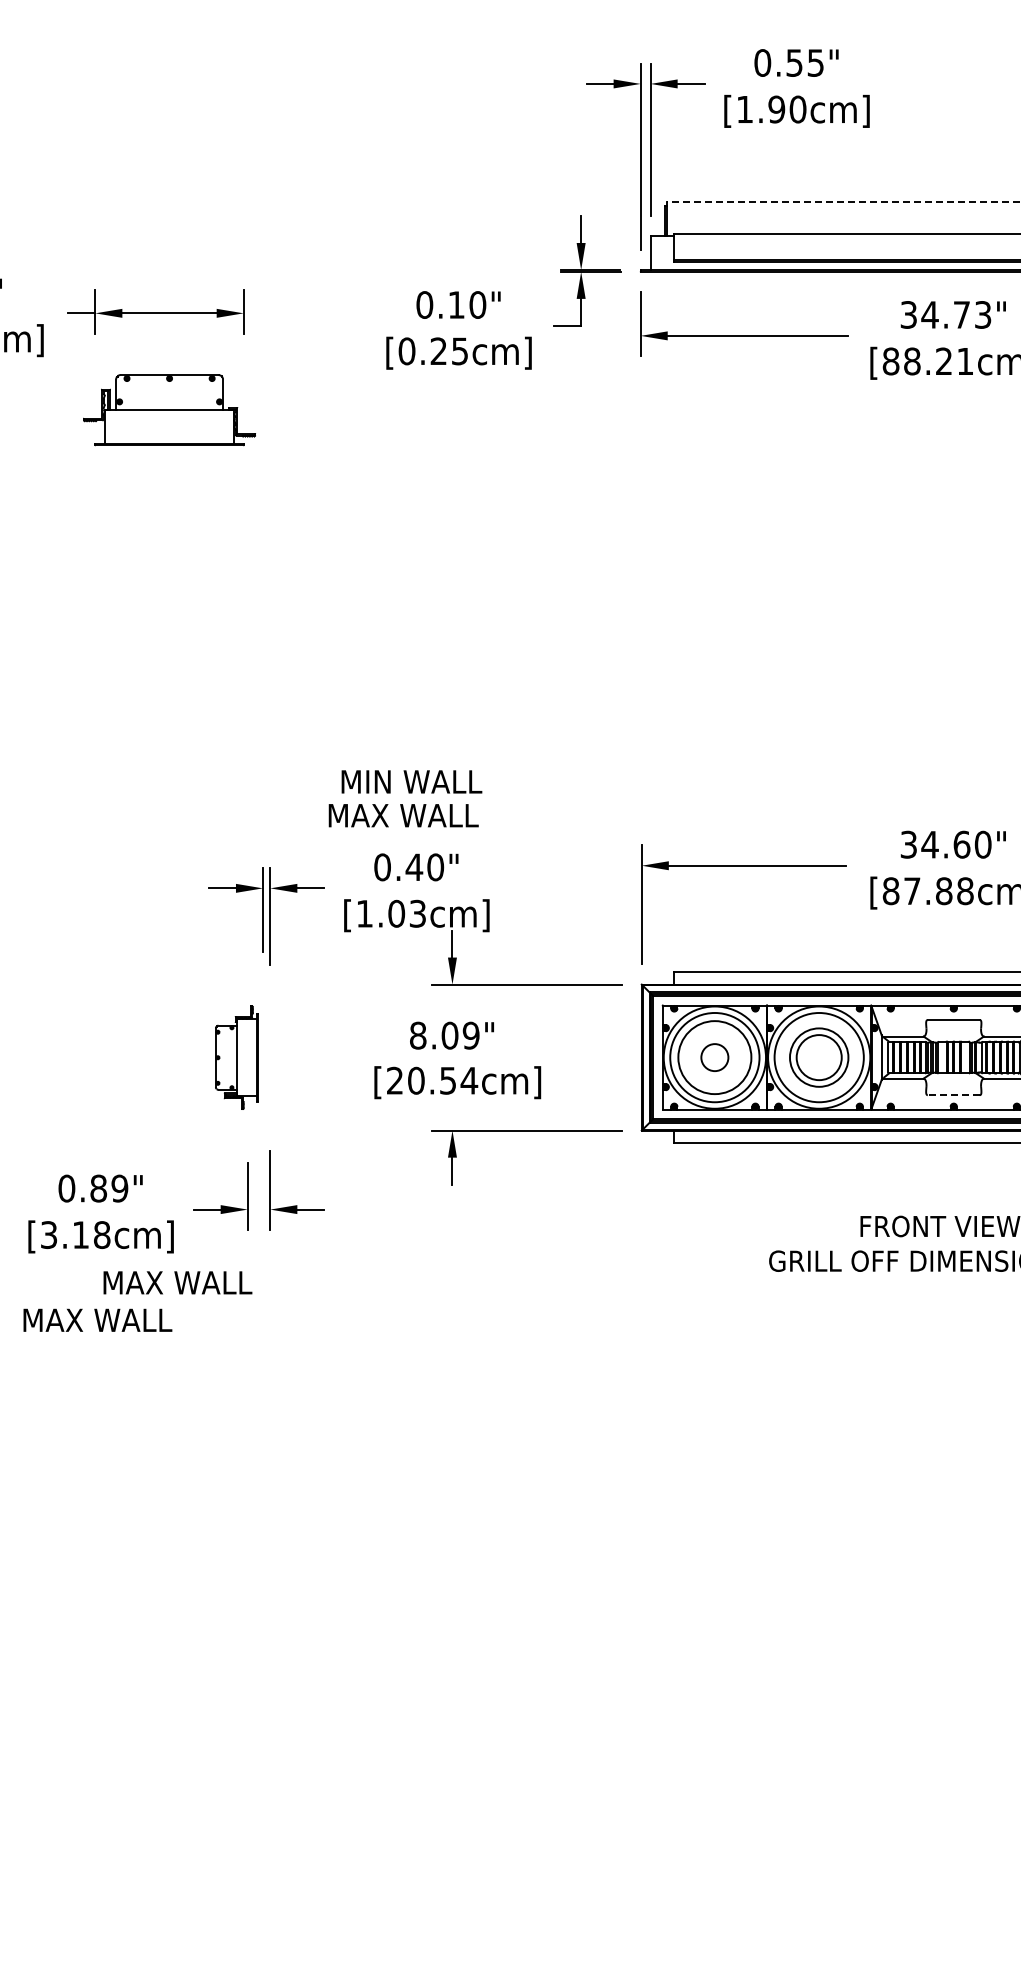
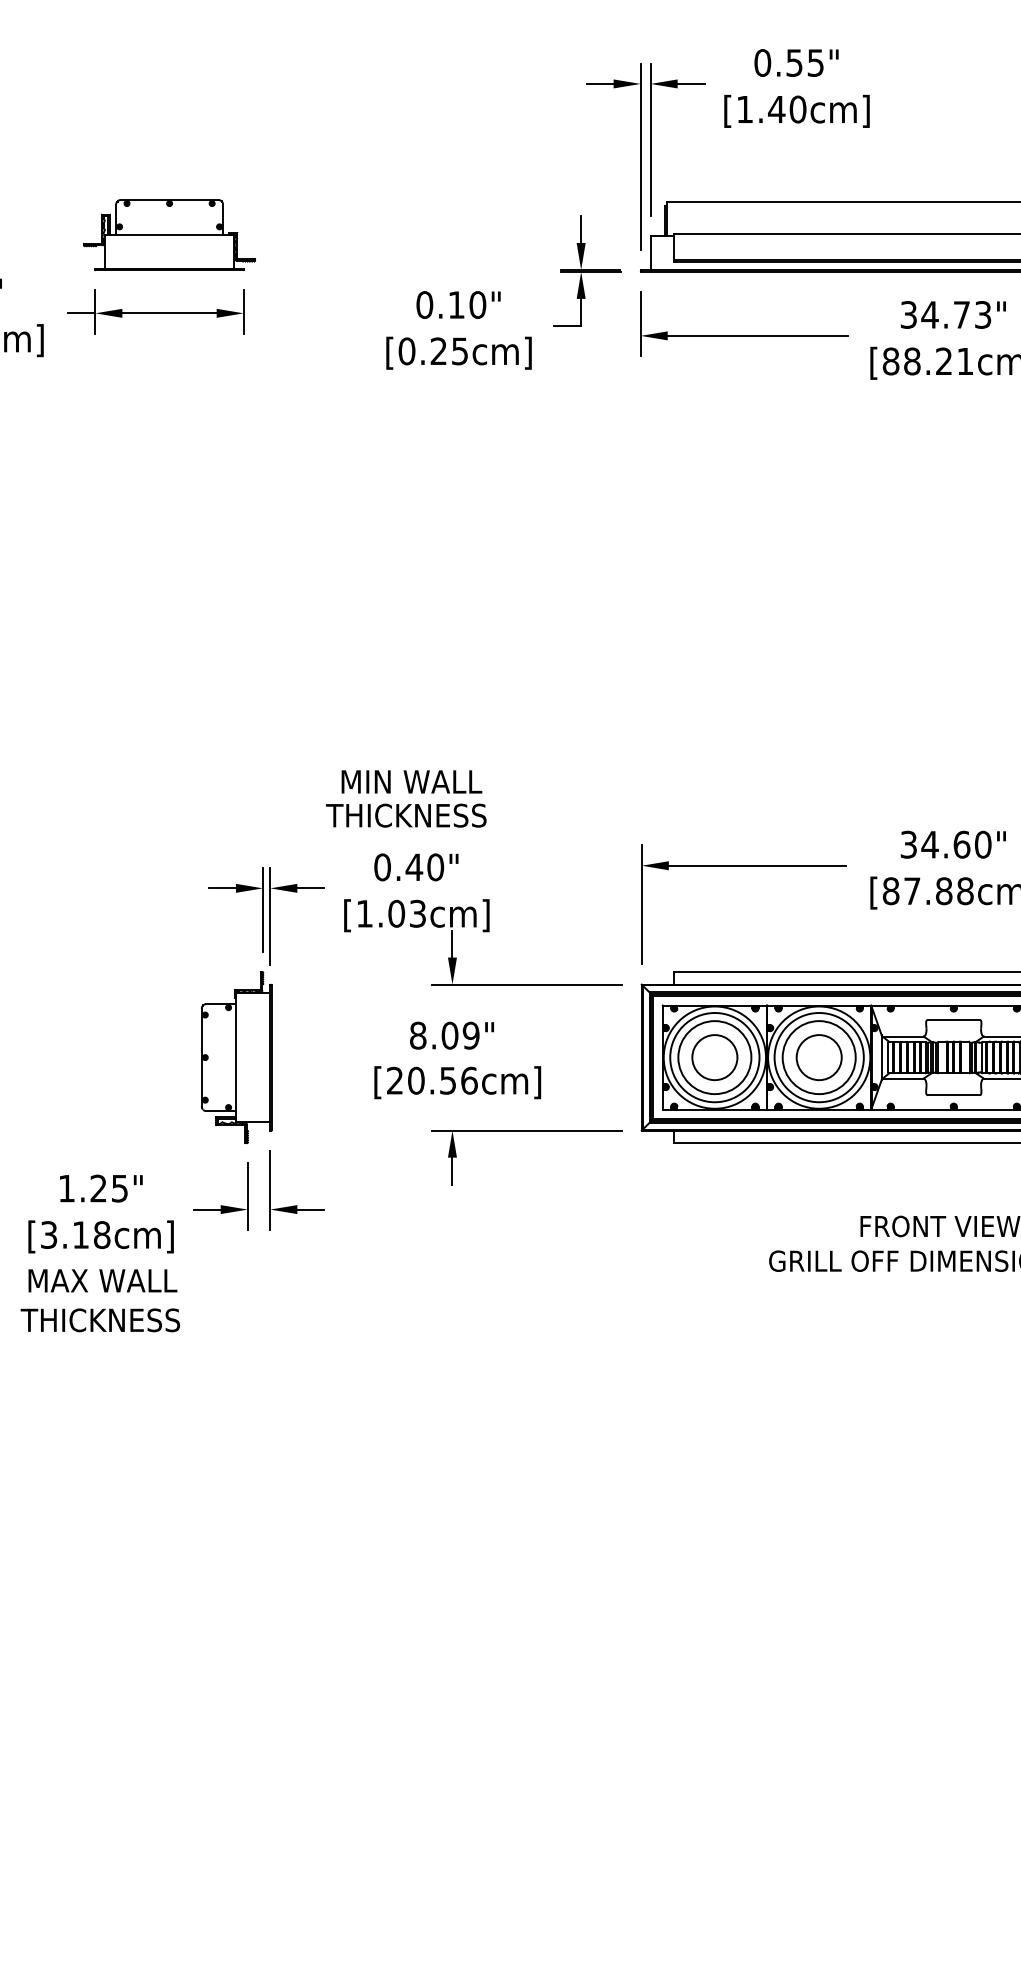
text: [1.90cm] -> [1.40cm] (776, 109)
line: dashed -> solid (843, 201)
part position: (169, 410) -> (169, 235) (169, 235)
text: MAX WALL -> THICKNESS (406, 815)
part size: 44x105 px -> 72x174 px (236, 1057)
circle diameter: 27 px -> 45 px (714, 1057)
circle diameter: 58 px -> 73 px (818, 1057)
text: [20.54cm] -> [20.56cm] (469, 1080)
line: dashed -> solid (953, 1095)
text: 0.89" -> 1.25" (93, 1188)
text position: (177, 1282) -> (102, 1280) (102, 1280)
text: MAX WALL -> THICKNESS (100, 1320)
